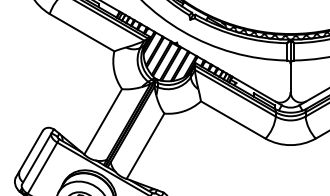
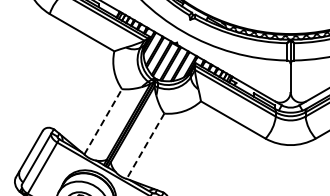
line: solid -> dashed (103, 121)
line: solid -> dashed (145, 146)
